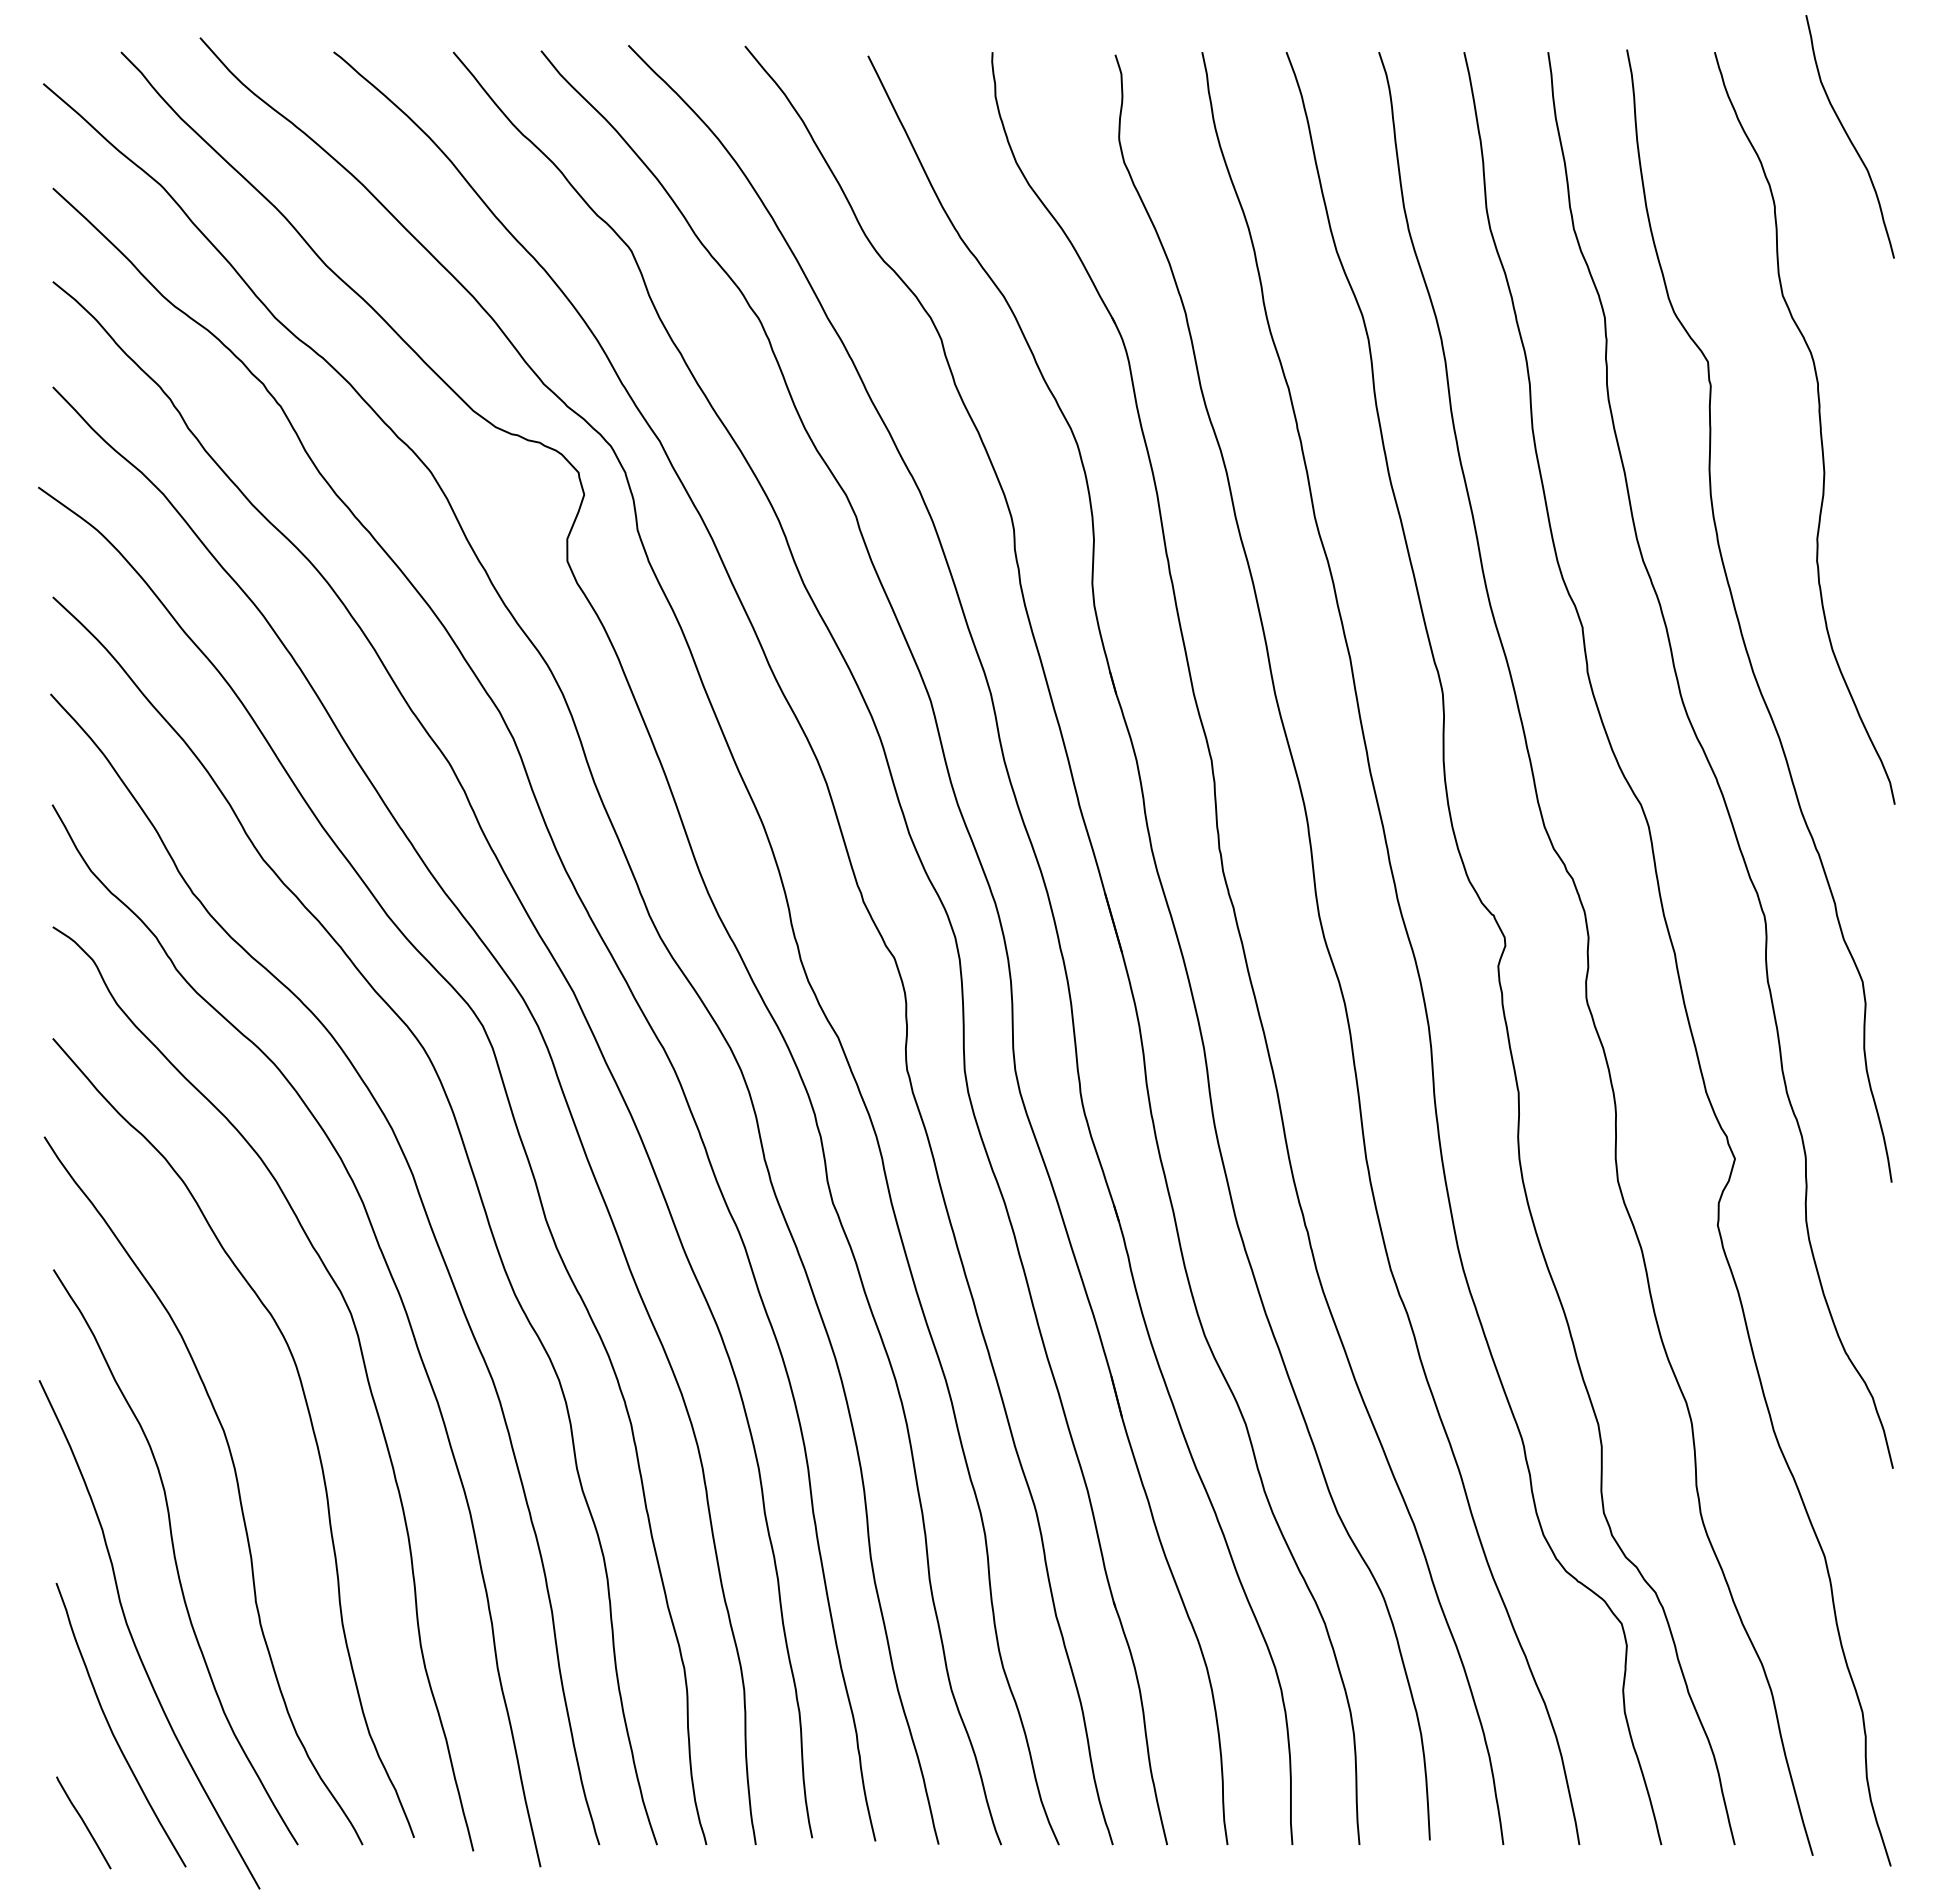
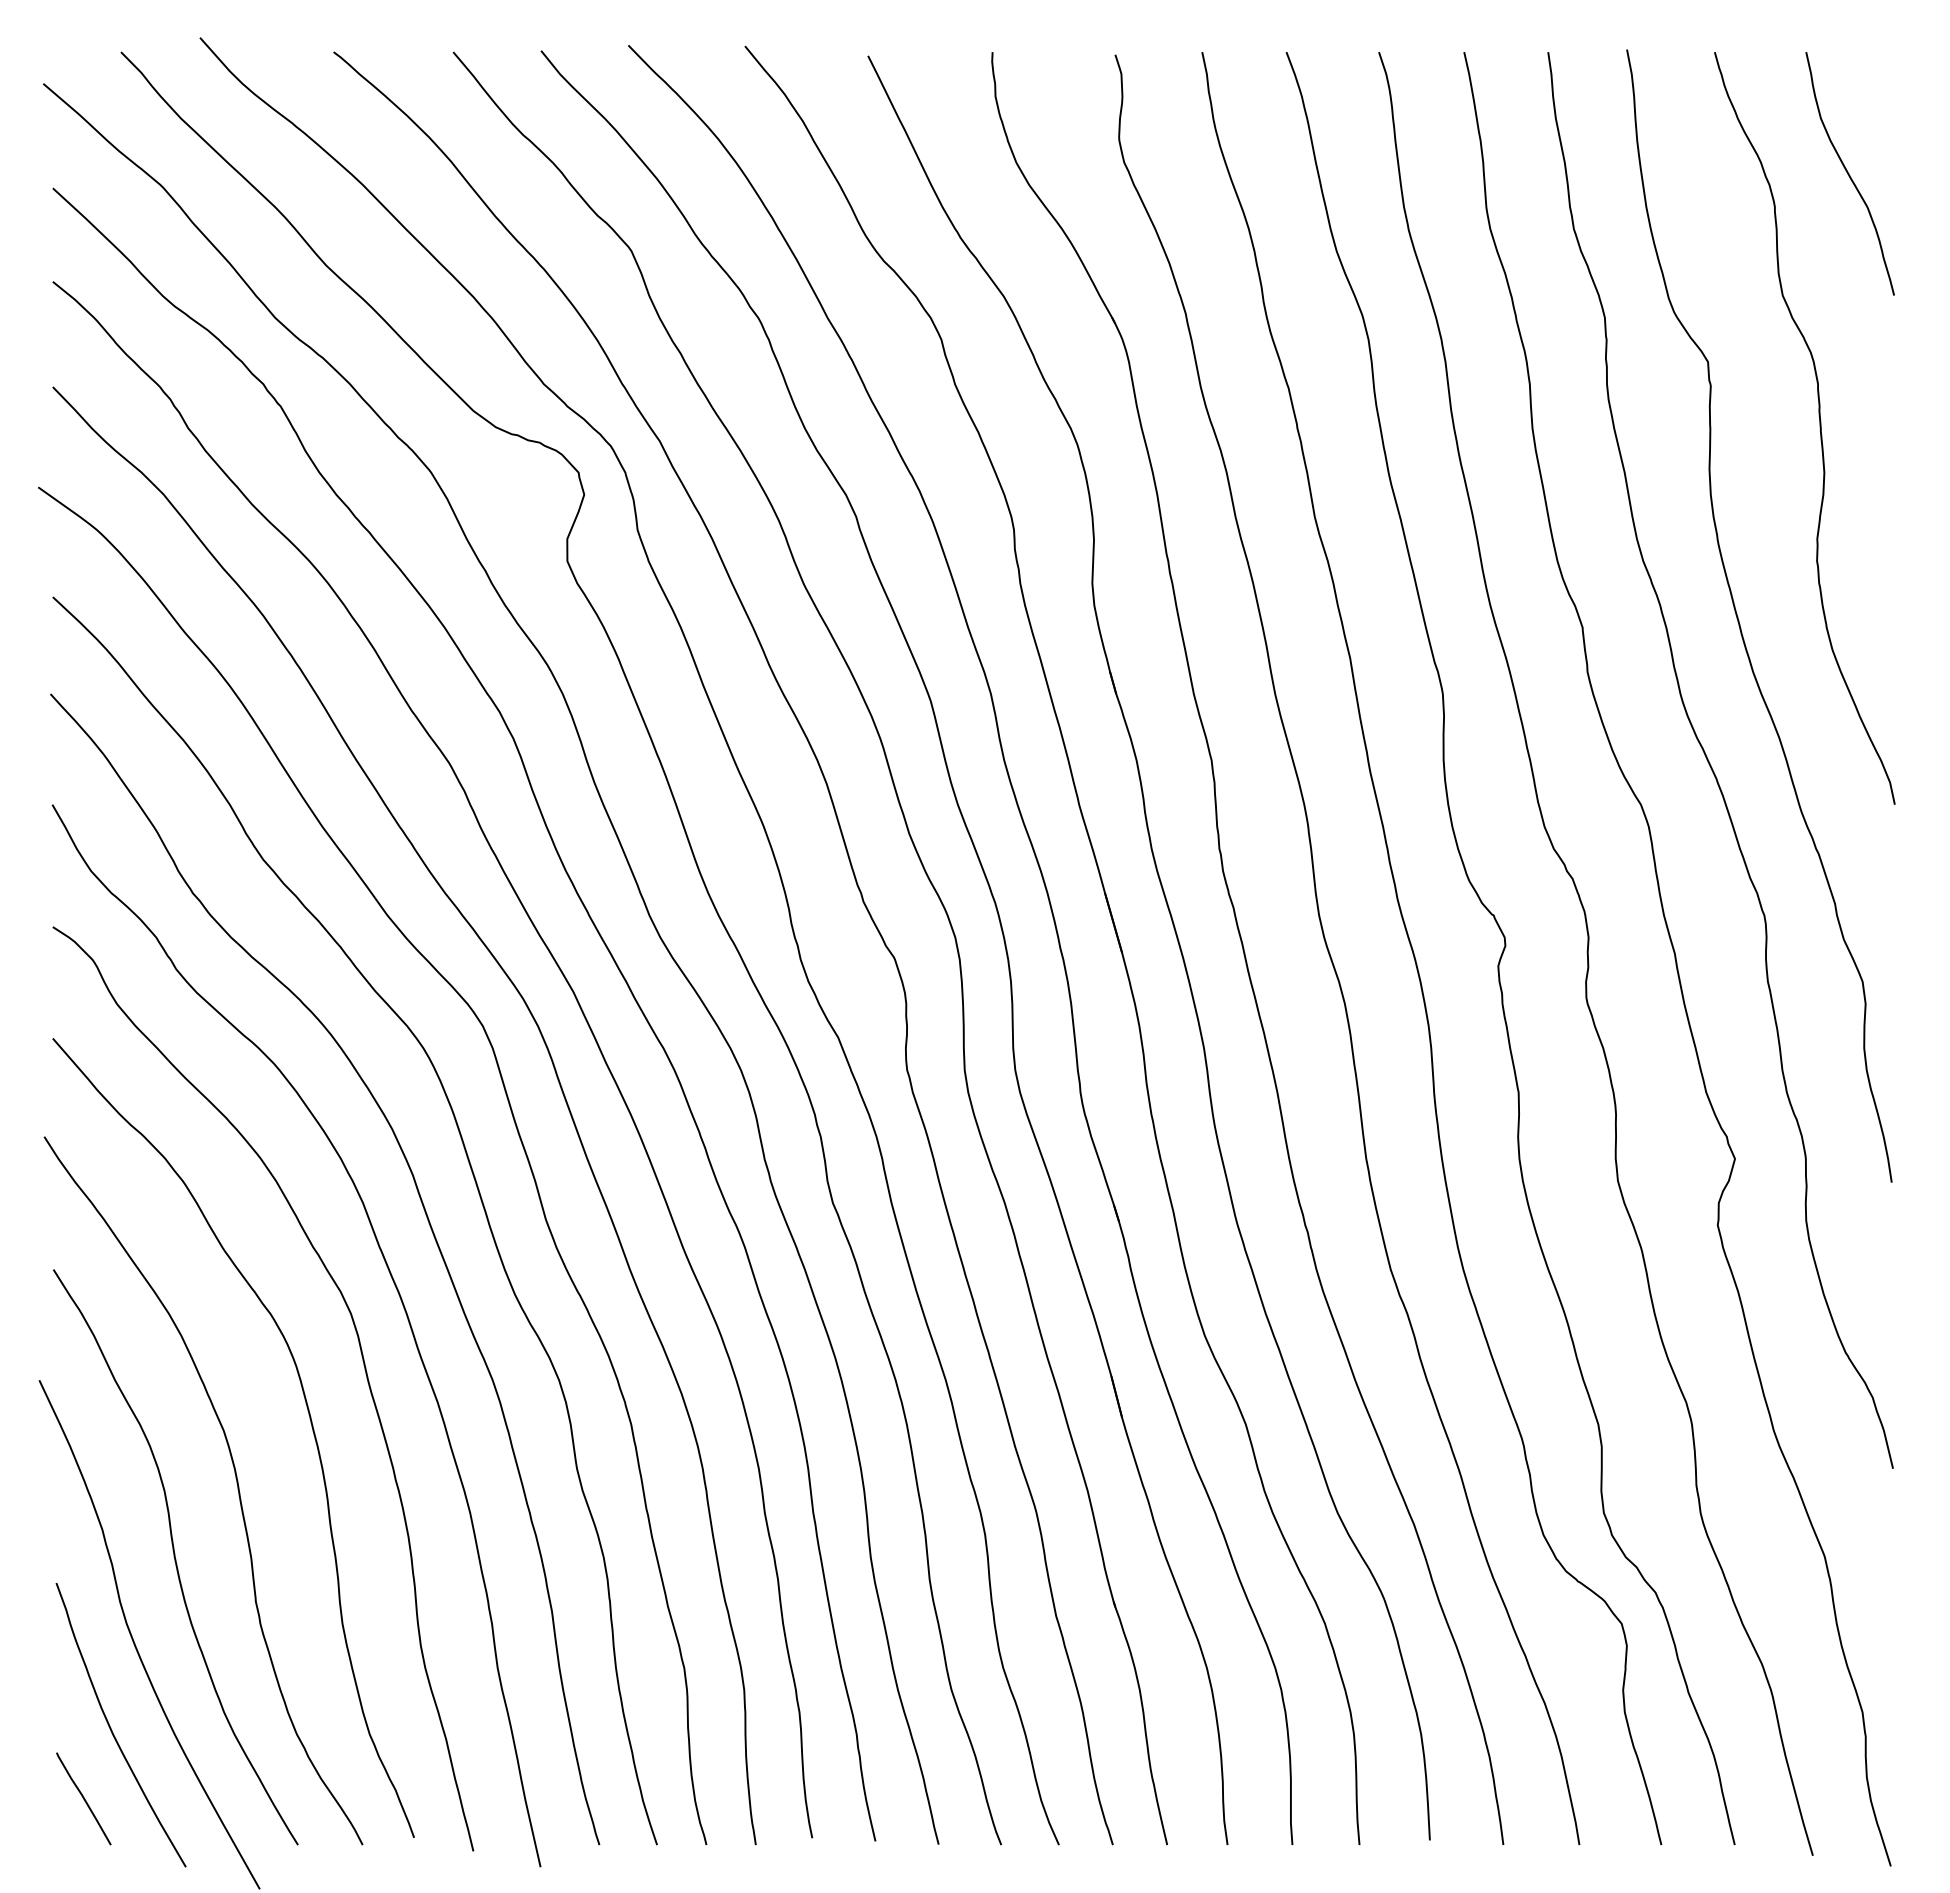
curve position: (1849, 136) -> (1849, 173) (1849, 173)
line position: (83, 1822) -> (83, 1798) (83, 1798)
